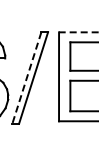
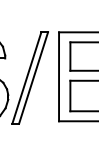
line: dashed -> solid (78, 32)
line: dashed -> solid (26, 78)
